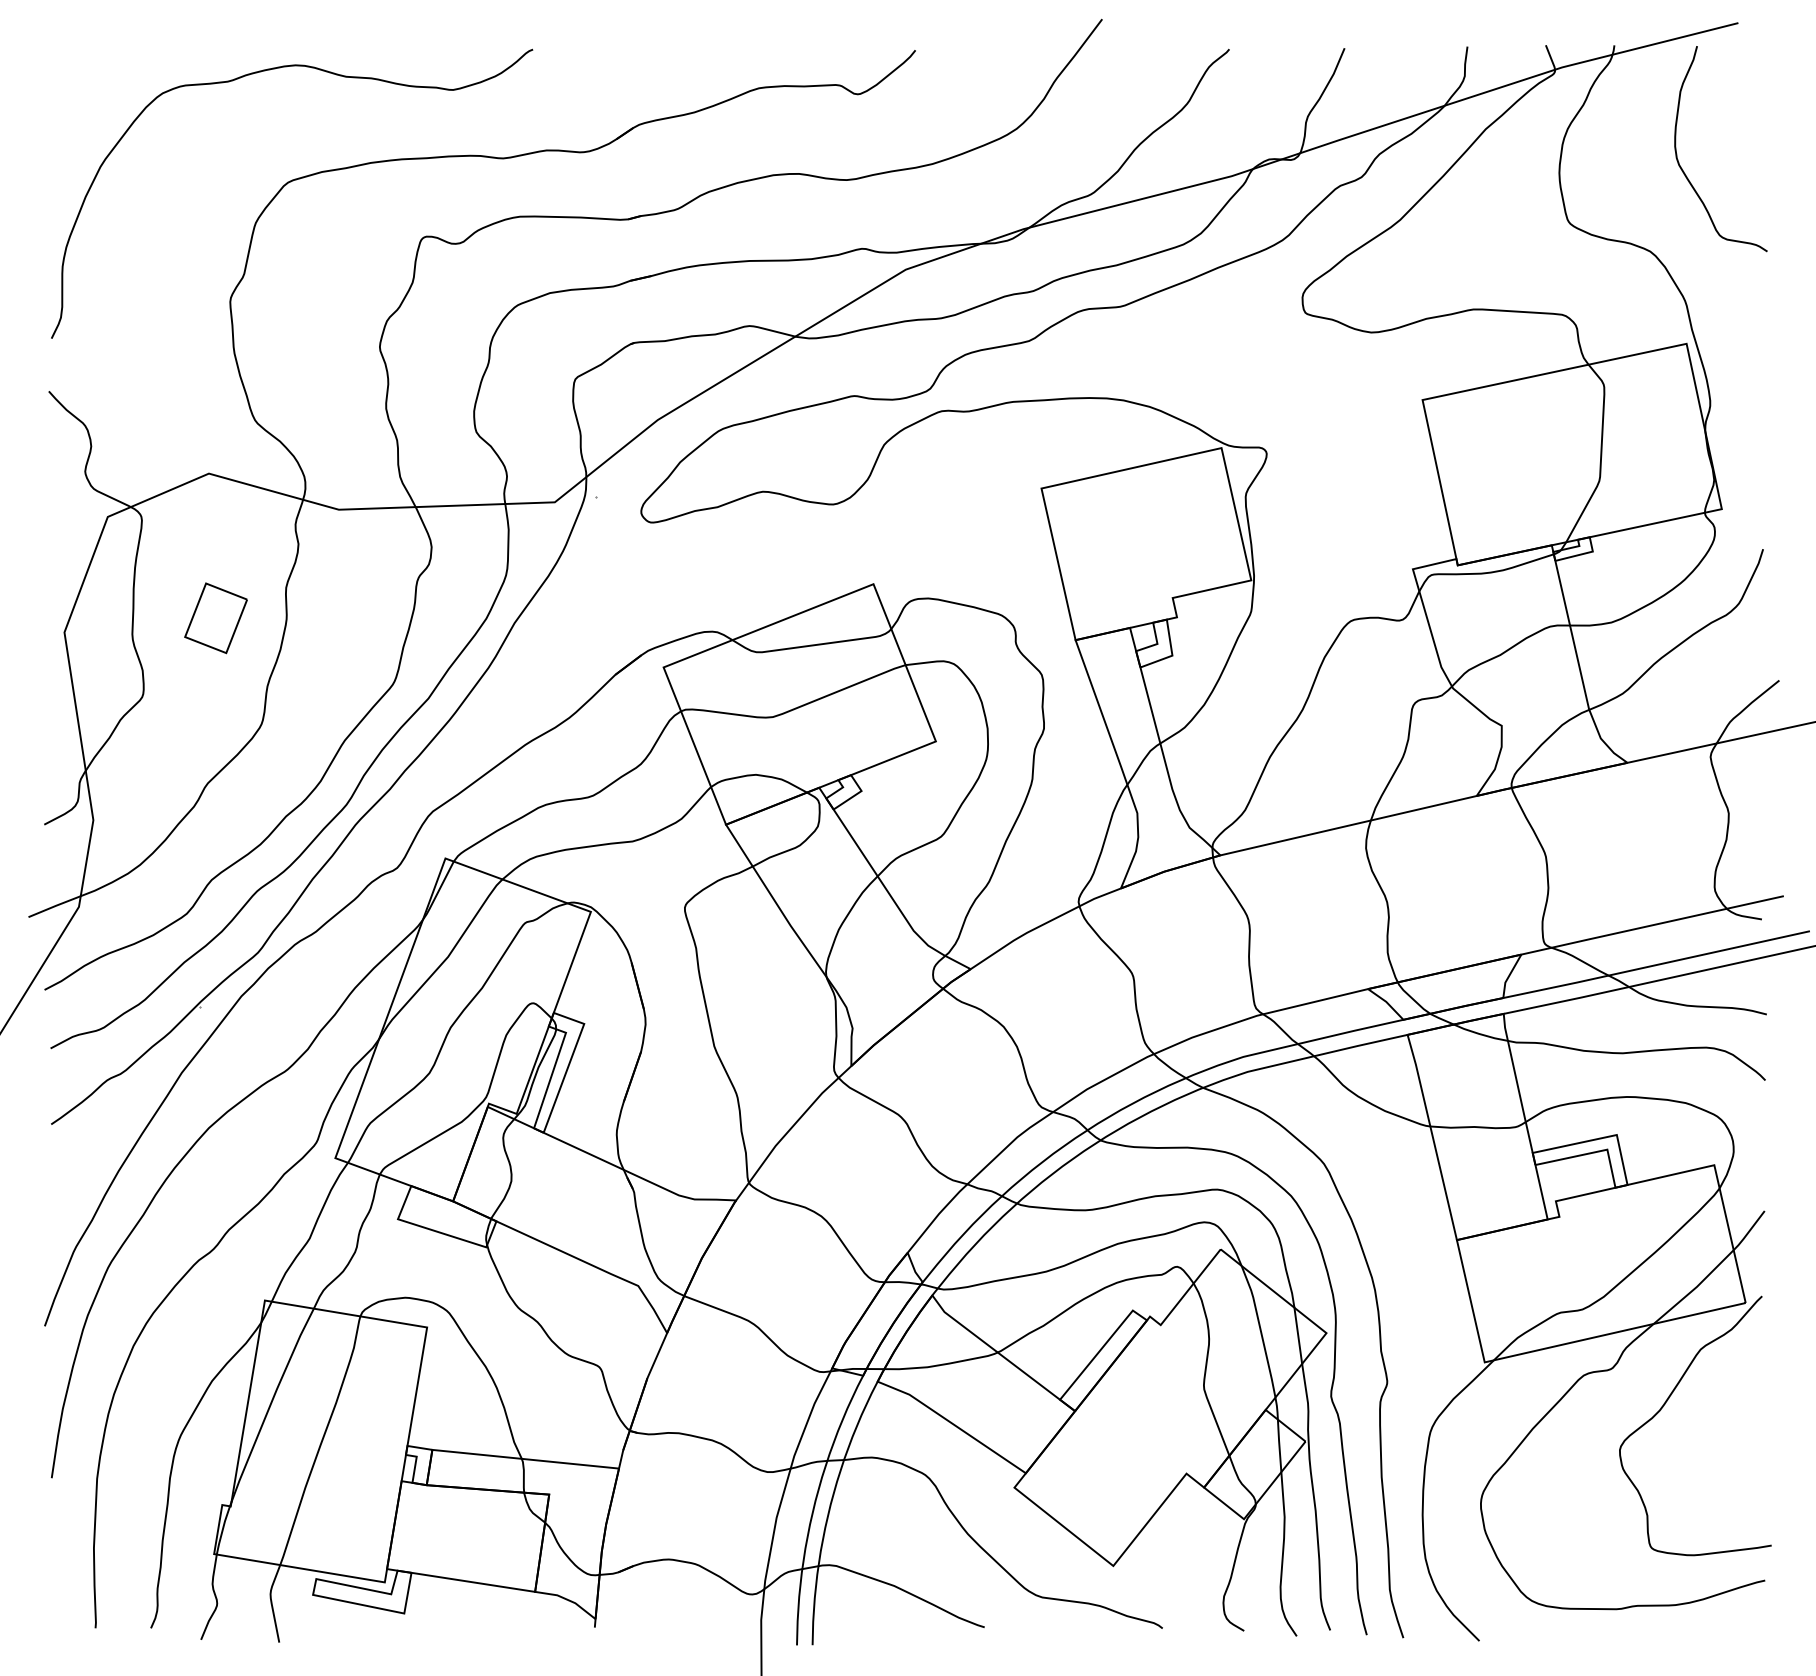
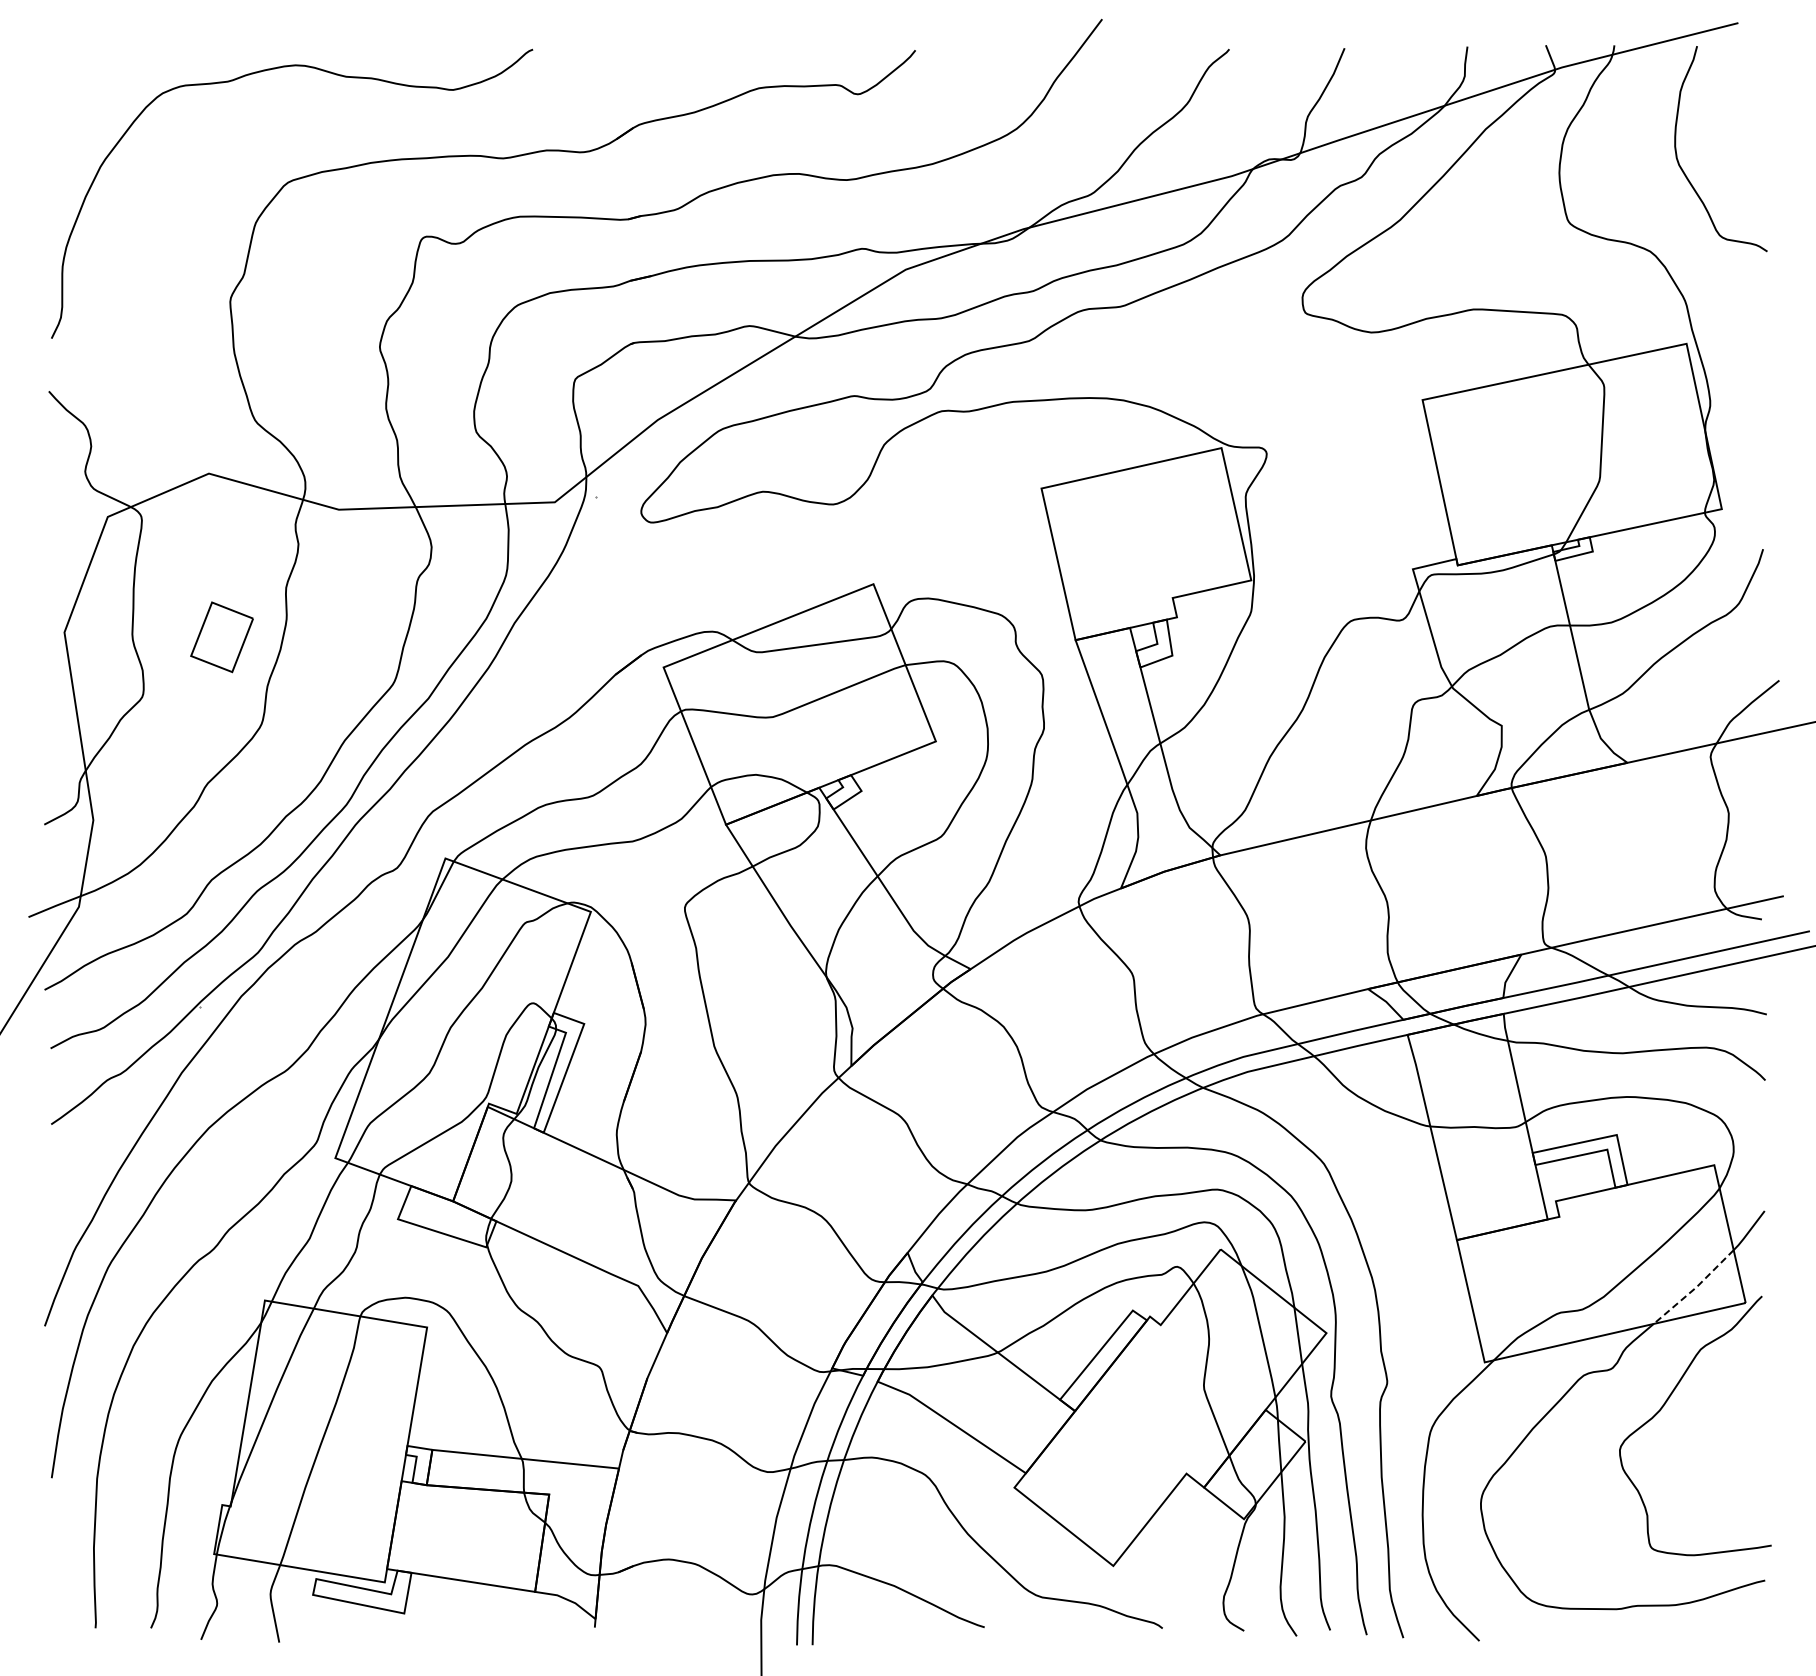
part position: (215, 618) -> (221, 637) (221, 637)
line: solid -> dashed (1695, 1288)
